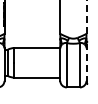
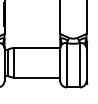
line: dashed -> solid (86, 16)
line: dashed -> solid (86, 62)
